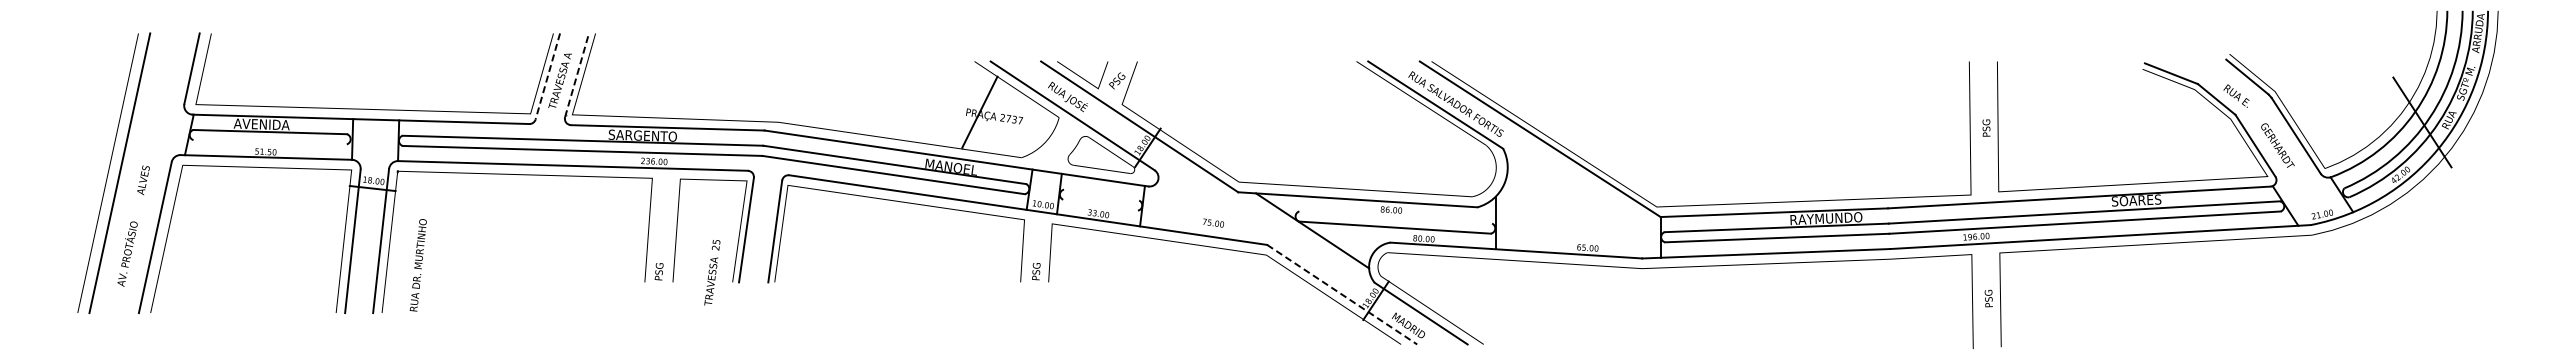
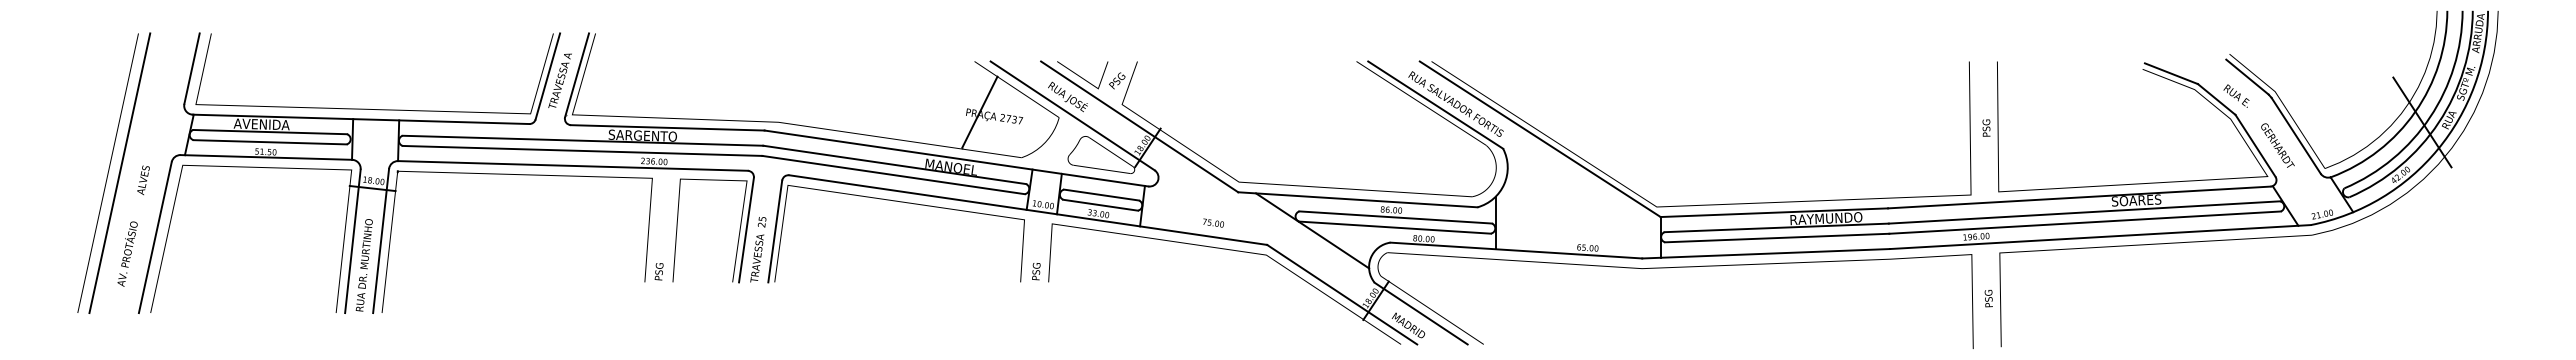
line: dashed -> solid (577, 74)
line: dashed -> solid (547, 76)
line: none -> present (269, 142)
line: none -> present (1101, 194)
line: none -> present (1100, 204)
line: none -> present (1395, 217)
text position: (417, 265) -> (363, 265) (363, 265)
text position: (712, 272) -> (758, 249) (758, 249)
line: dashed -> solid (1342, 294)
